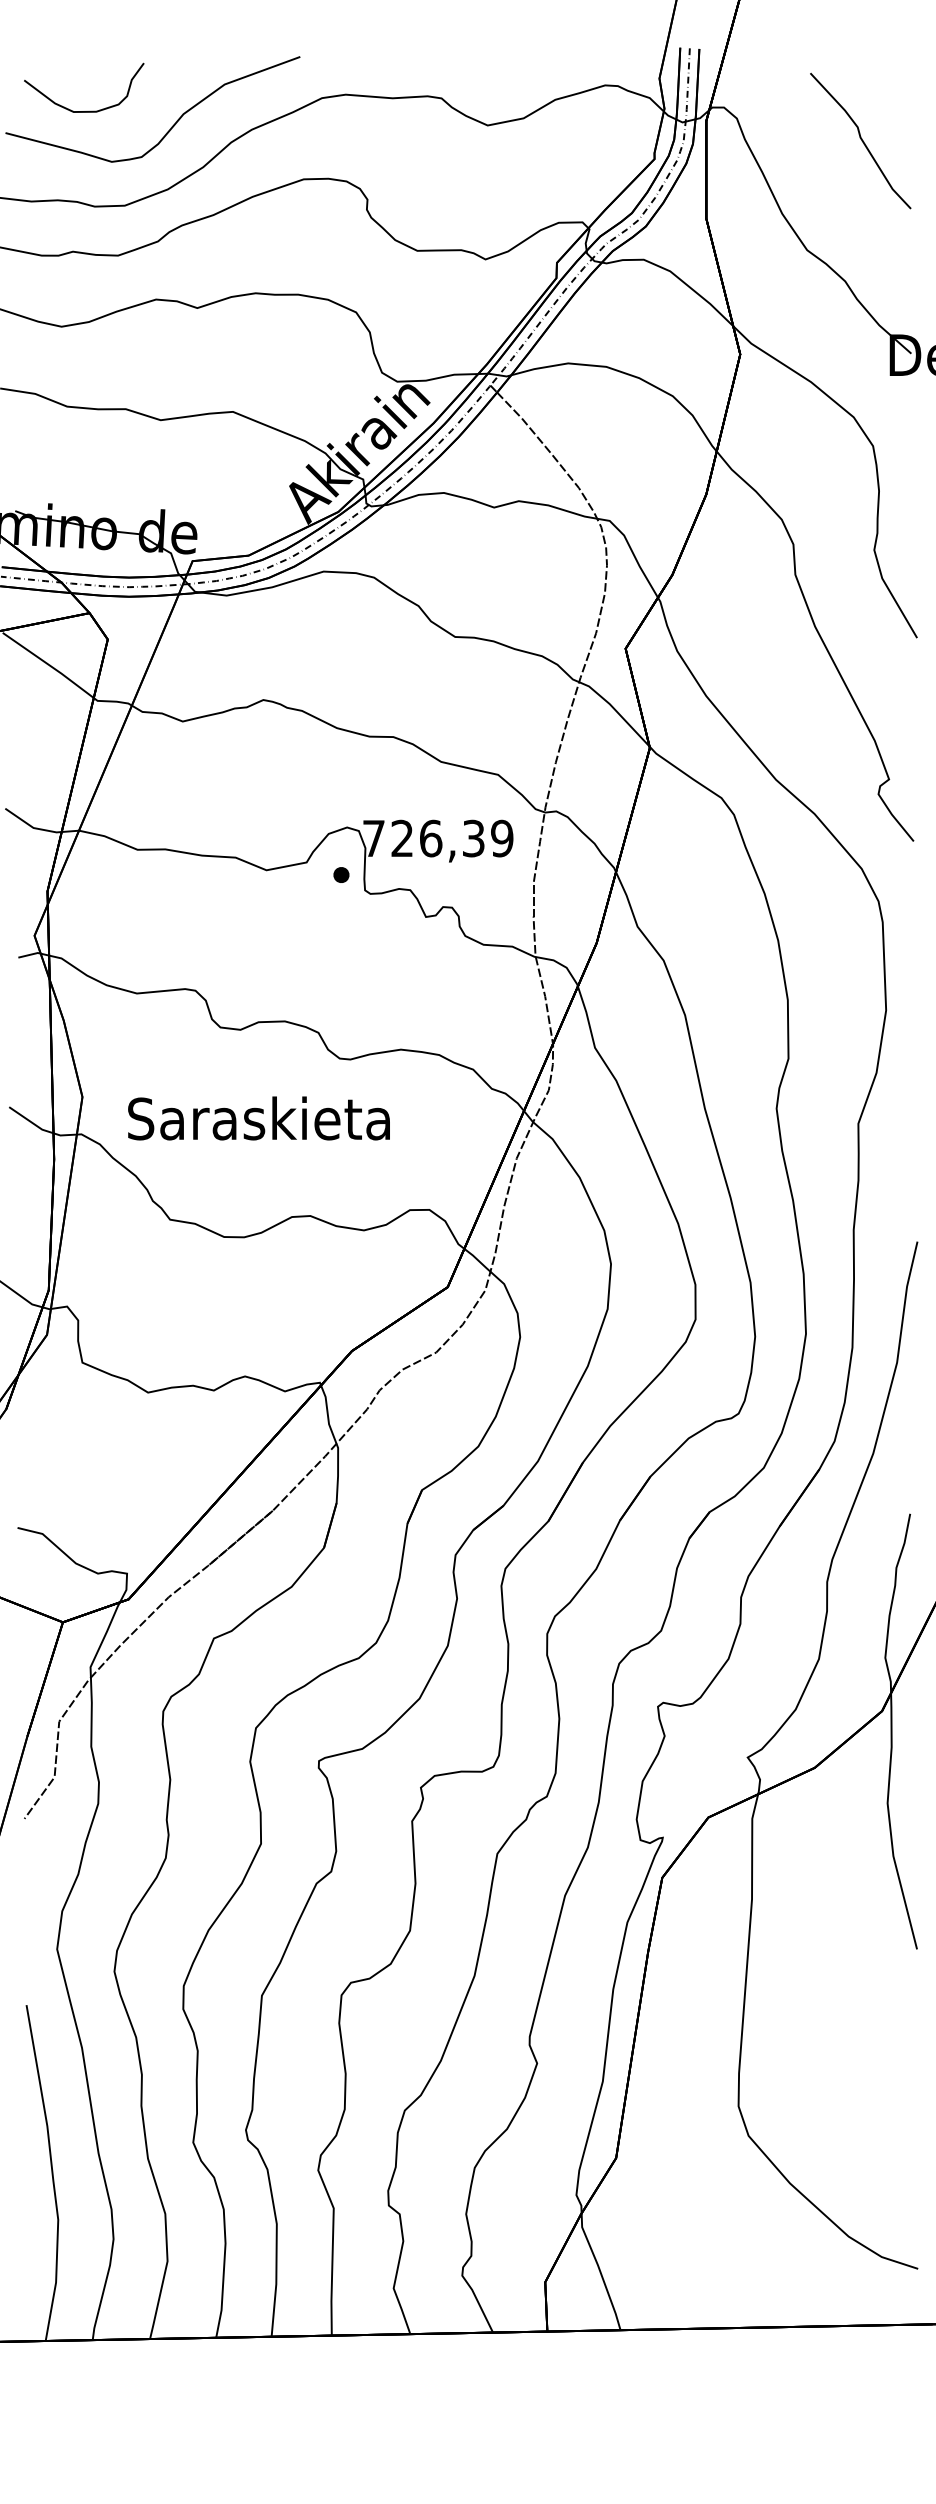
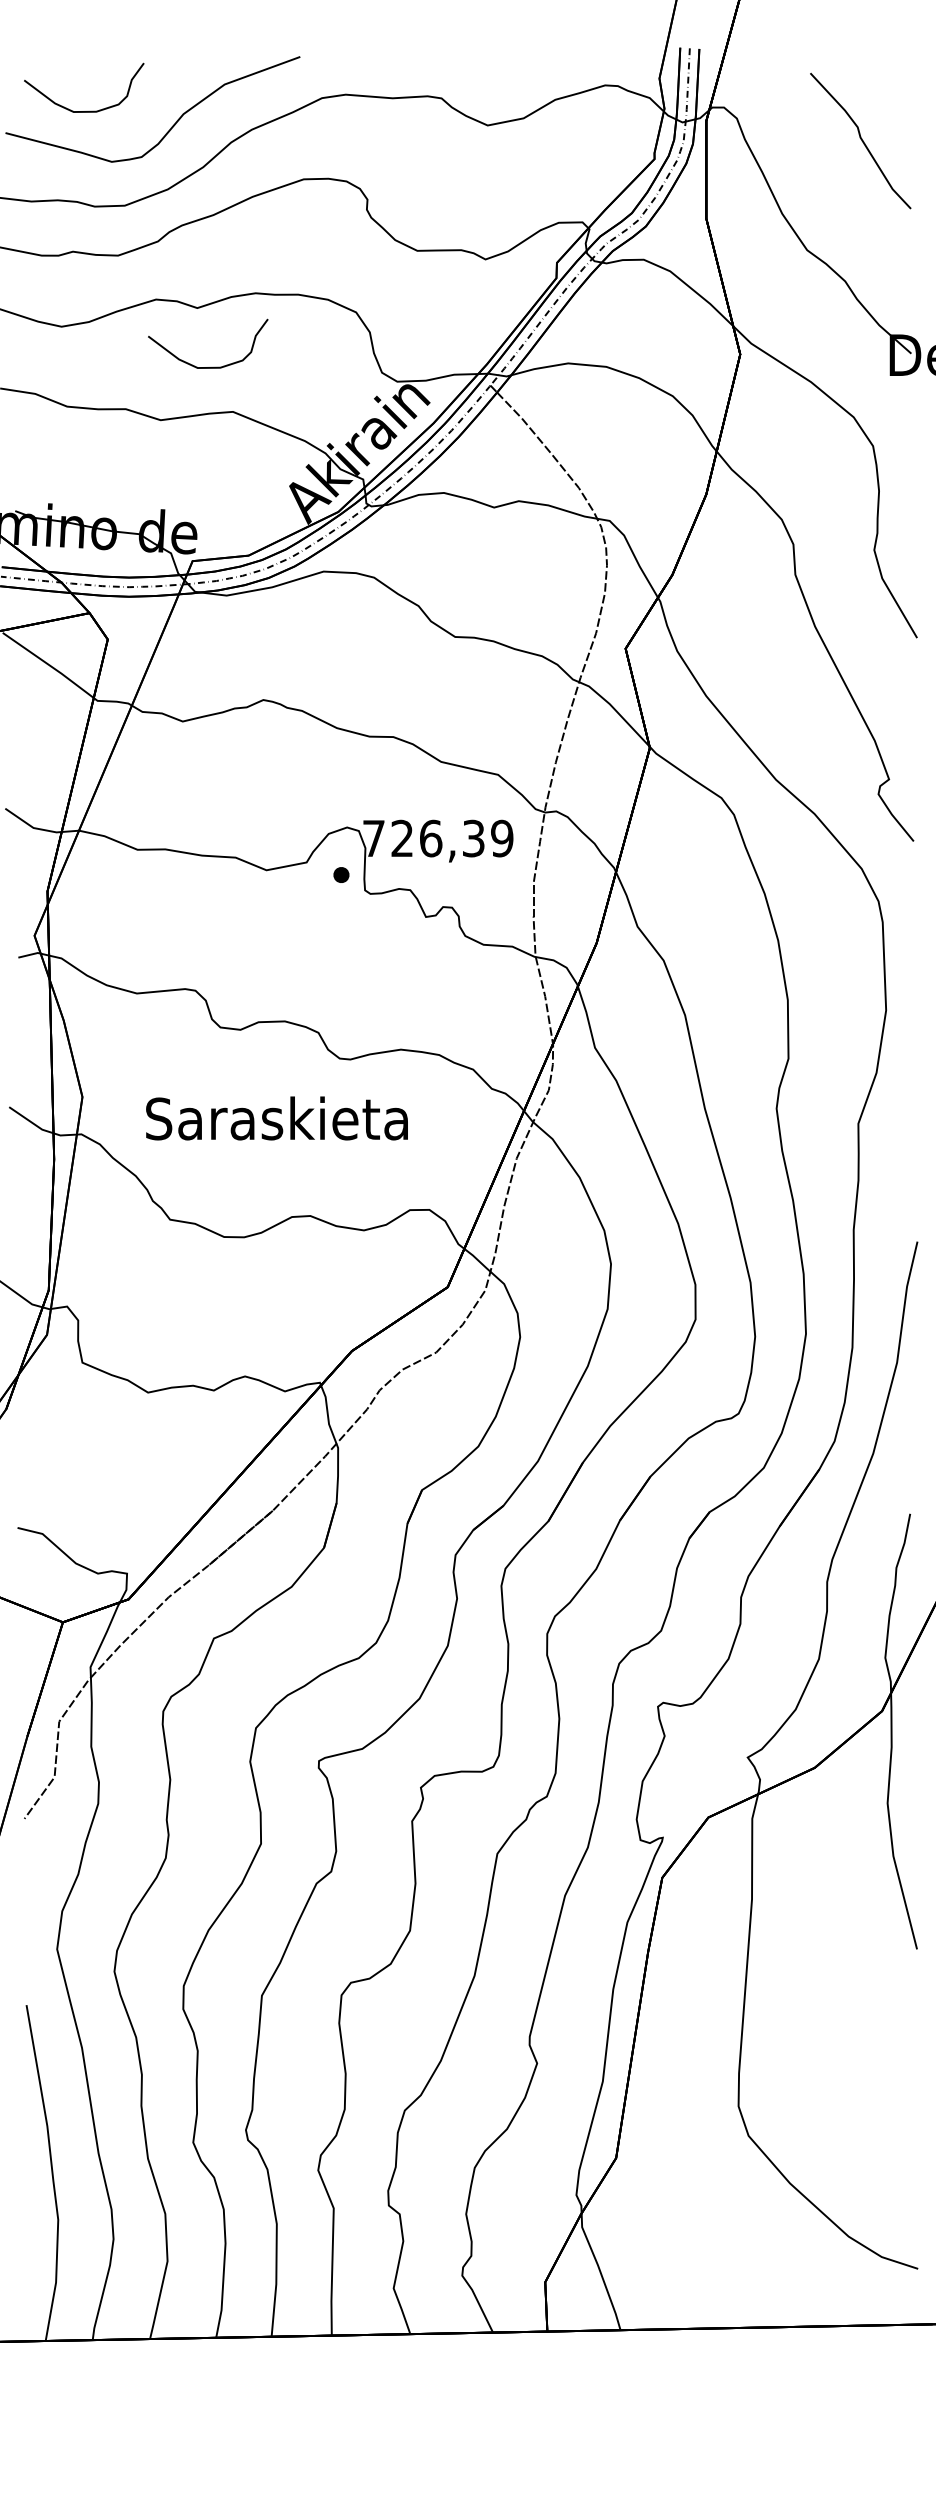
curve: none -> present (213, 366)
text position: (258, 1118) -> (276, 1118) (276, 1118)
